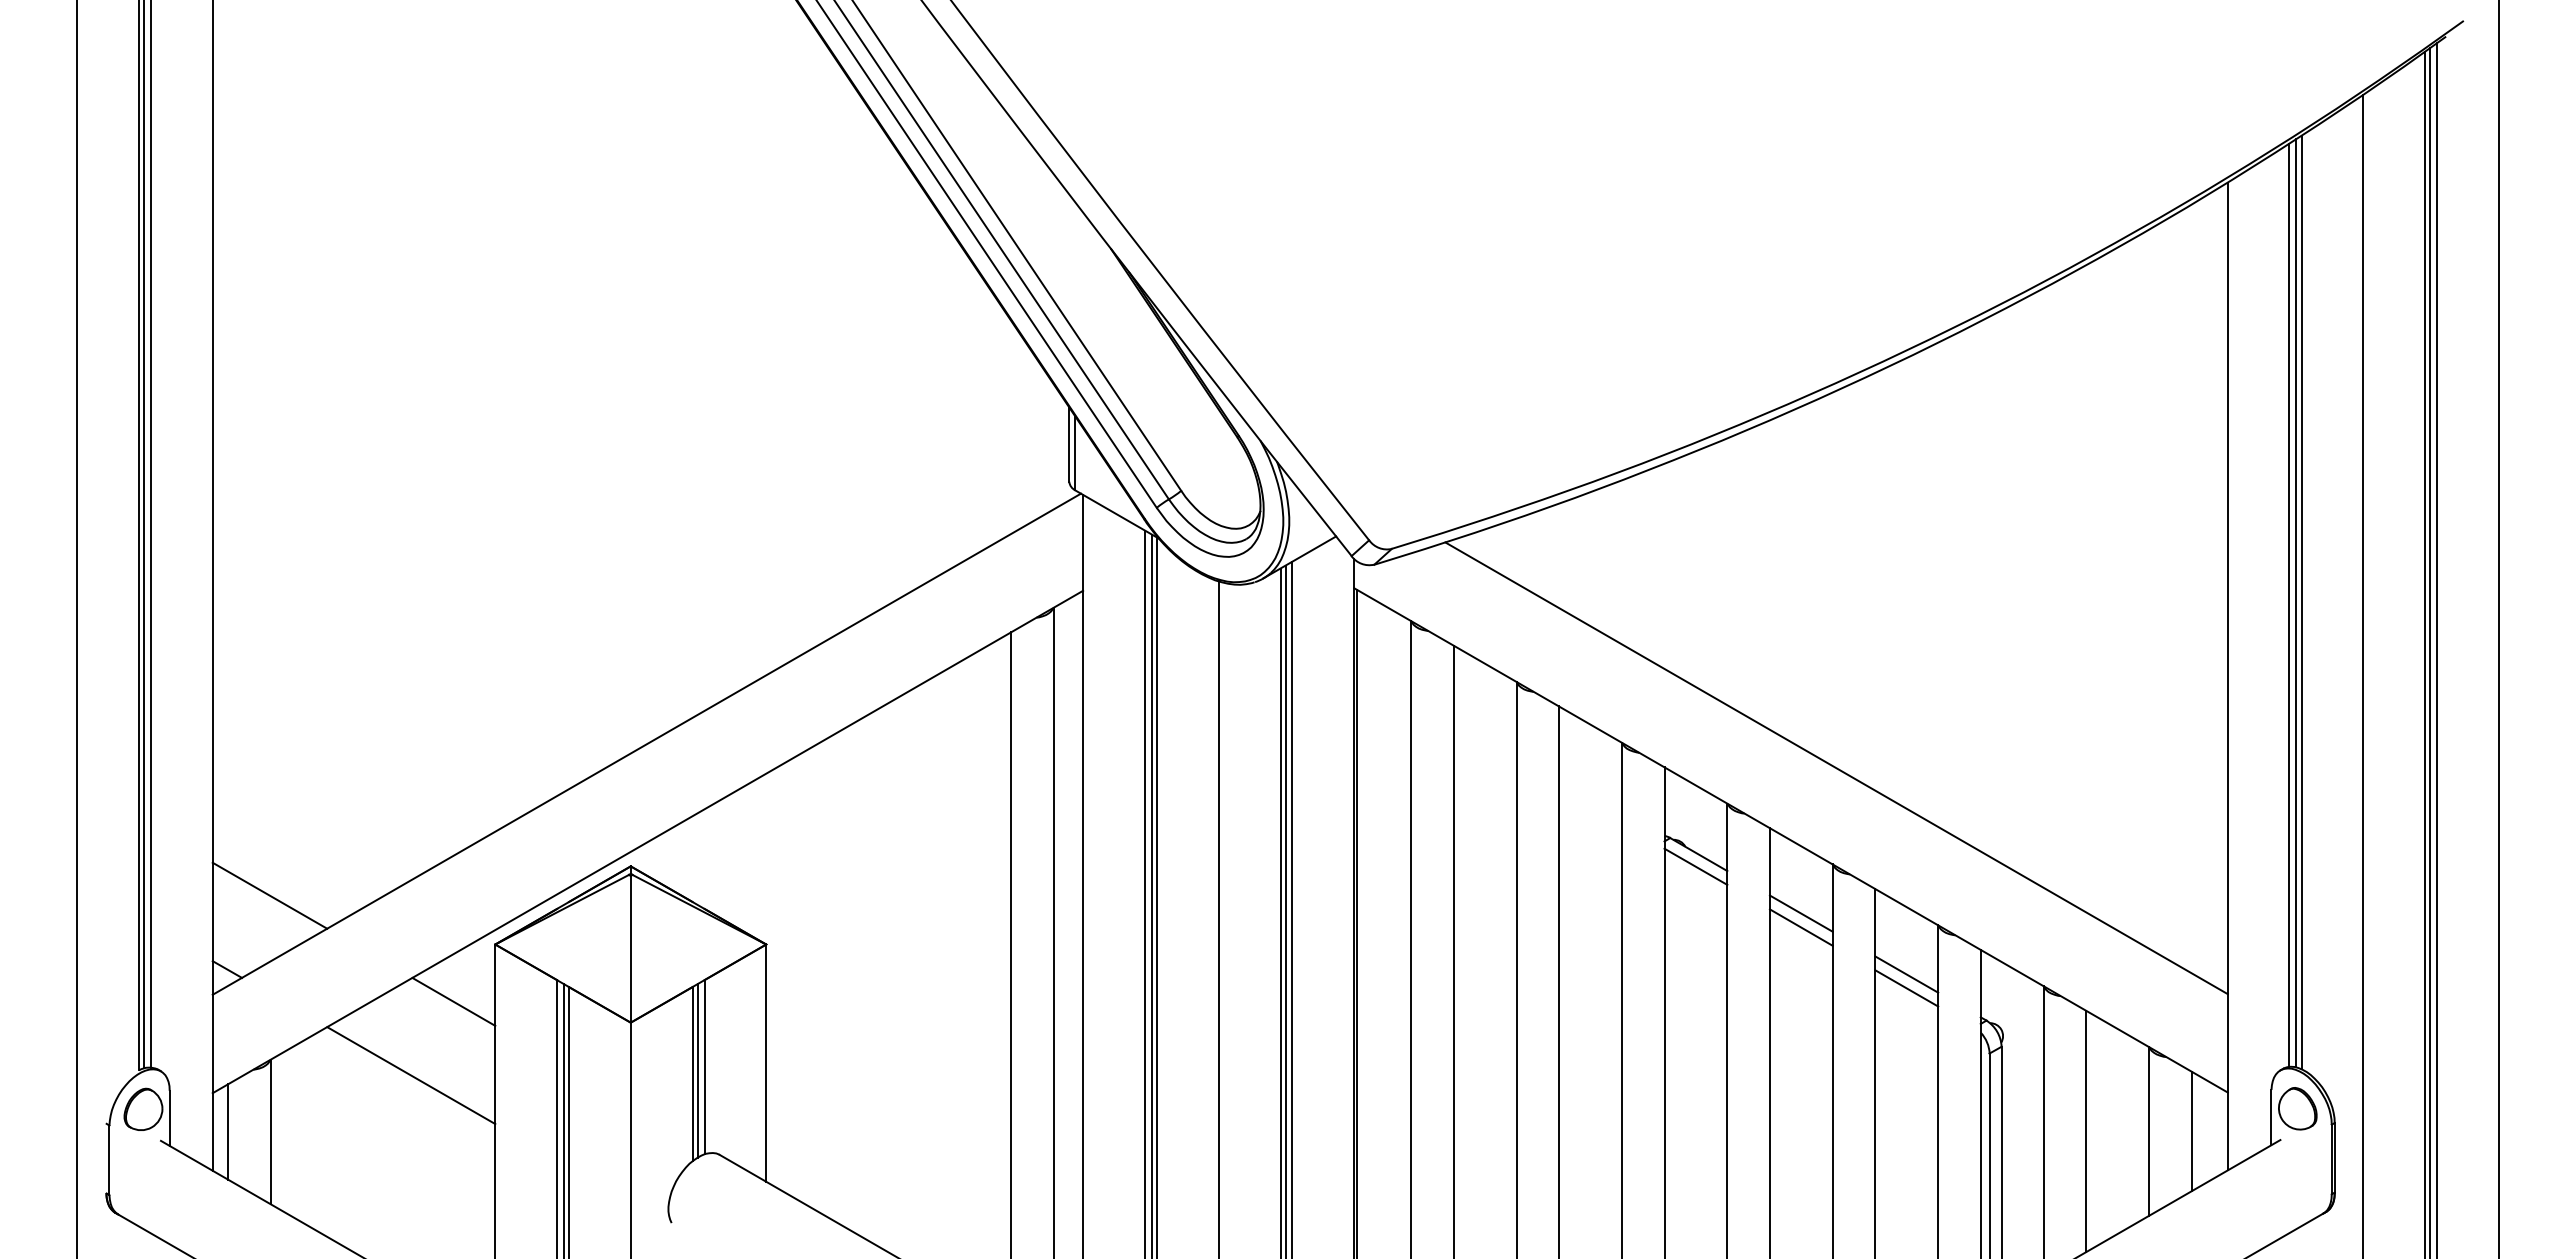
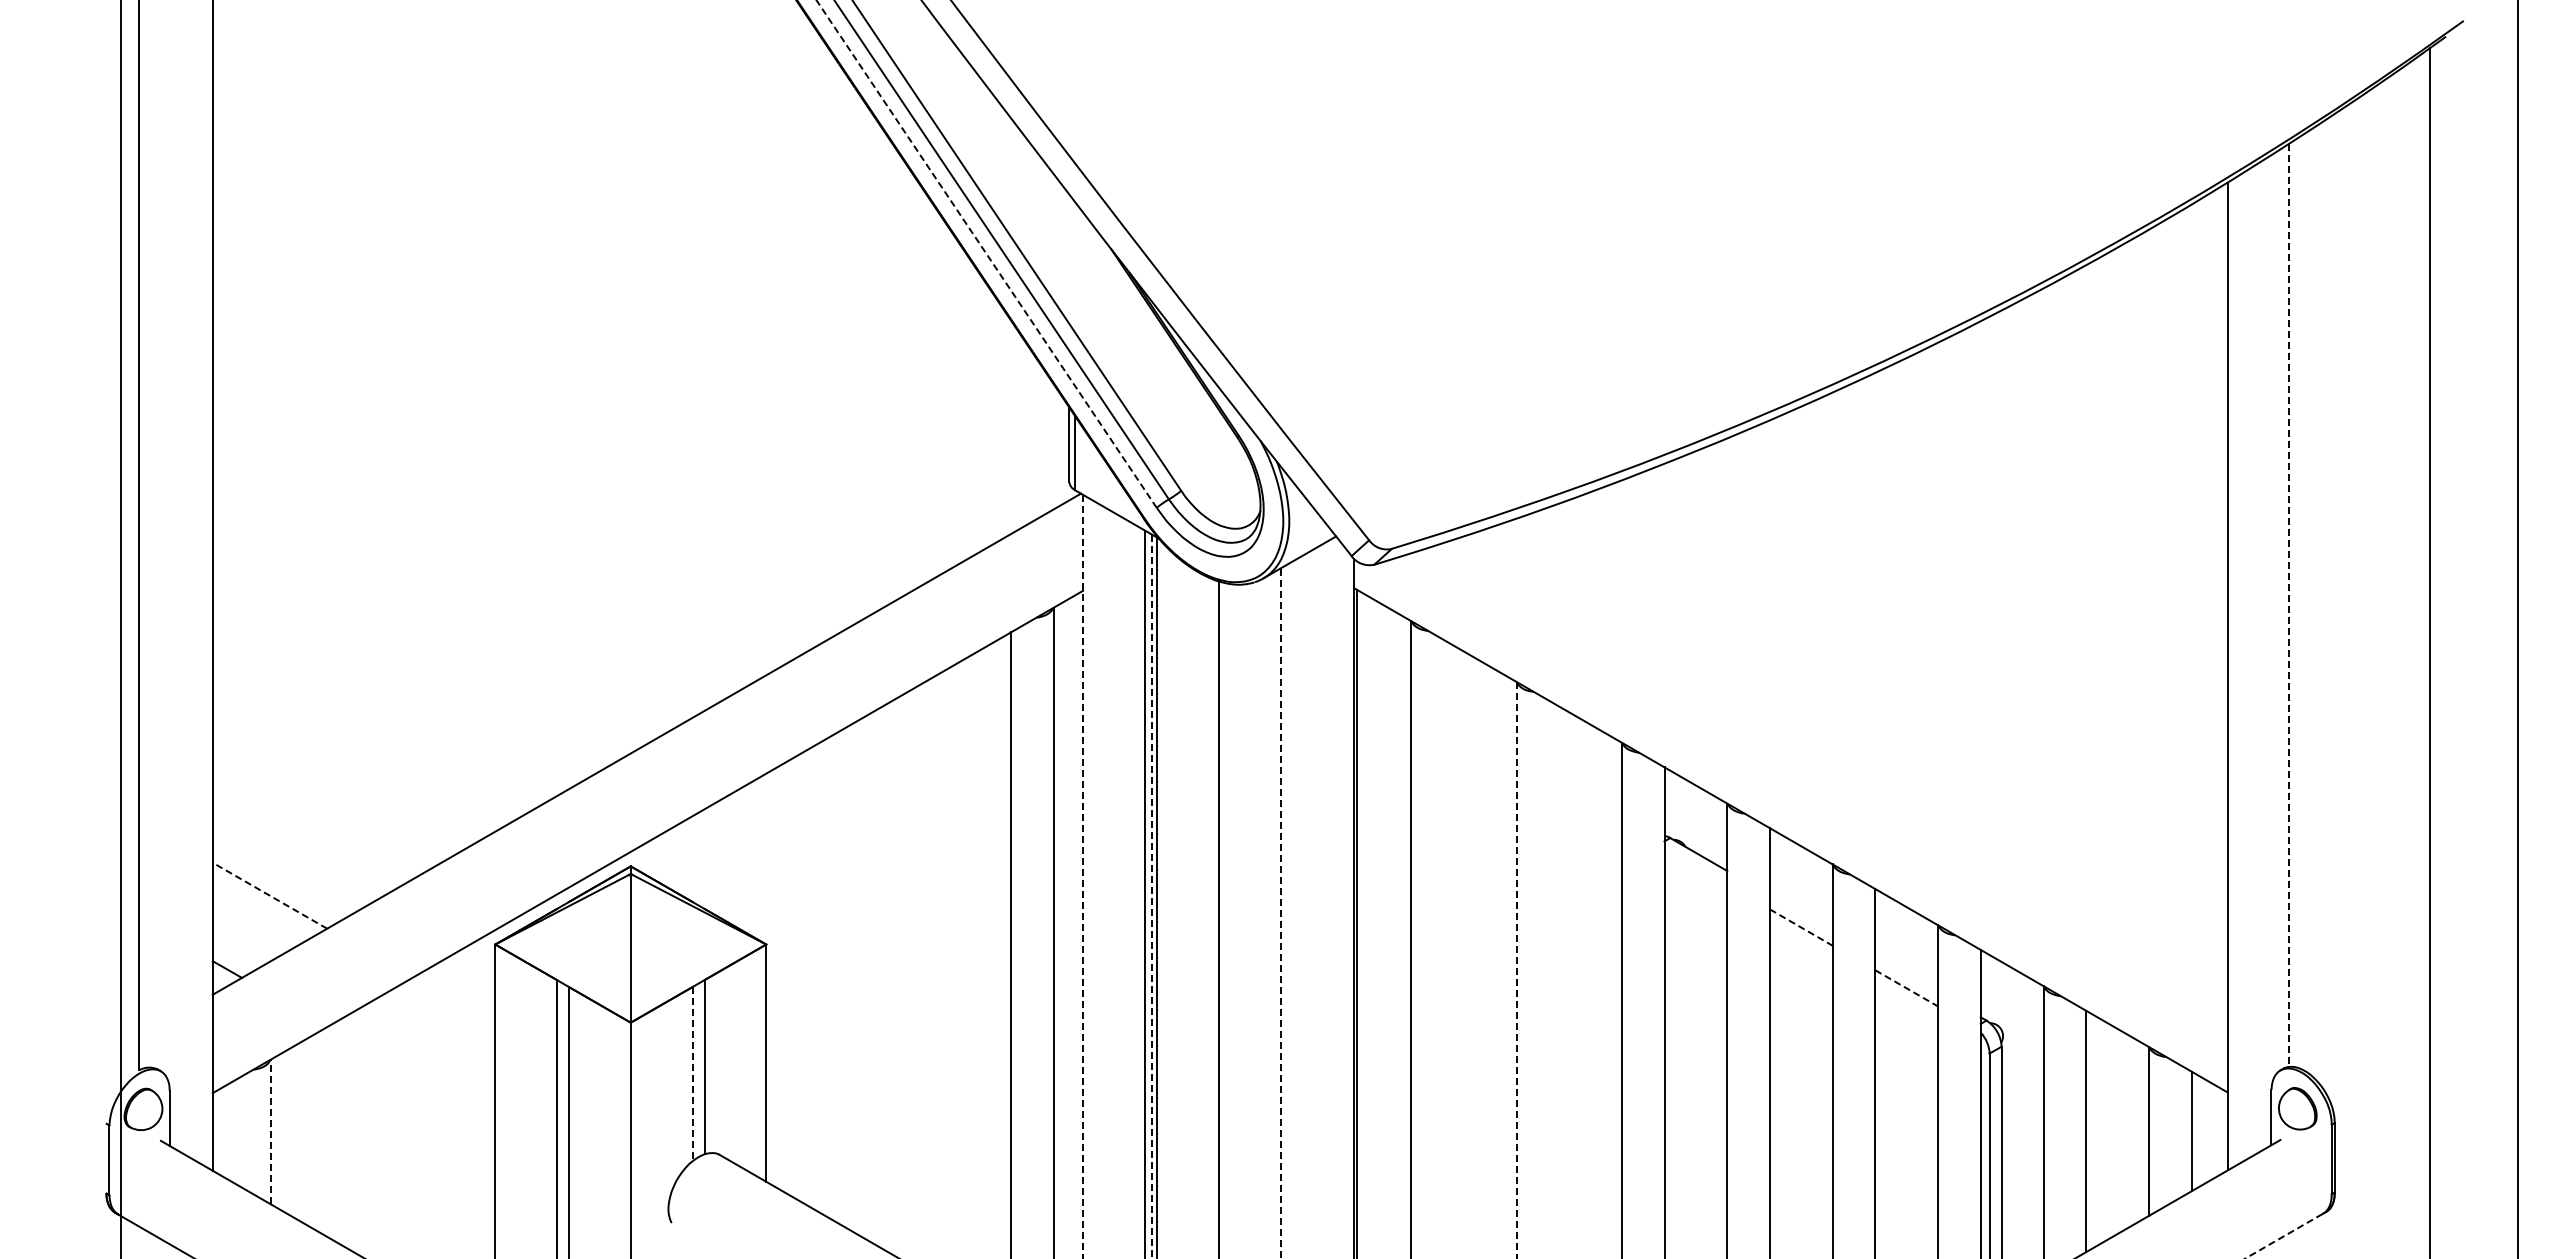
line: solid -> dashed (986, 253)
line: present -> none (150, 534)
line: present -> none (144, 535)
line: present -> none (2301, 602)
line: present -> none (2296, 603)
line: solid -> dashed (2289, 605)
line position: (77, 628) -> (121, 628) (121, 628)
line position: (2498, 628) -> (2517, 628) (2517, 628)
line: present -> none (2436, 649)
line: present -> none (2425, 653)
line: present -> none (2363, 674)
line: present -> none (1836, 768)
line: present -> none (1695, 866)
line: solid -> dashed (1083, 876)
line: solid -> dashed (269, 895)
line: solid -> dashed (1151, 896)
line: present -> none (1292, 908)
line: present -> none (1285, 910)
line: solid -> dashed (1280, 913)
line: present -> none (1800, 913)
line: solid -> dashed (1801, 927)
line: present -> none (1453, 950)
line: solid -> dashed (1516, 970)
line: present -> none (1906, 974)
line: present -> none (1559, 980)
line: solid -> dashed (1907, 988)
line: present -> none (453, 1001)
line: present -> none (697, 1070)
line: solid -> dashed (692, 1074)
line: present -> none (411, 1075)
line: present -> none (563, 1119)
line: present -> none (228, 1131)
line: solid -> dashed (270, 1131)
line: solid -> dashed (2285, 1235)
